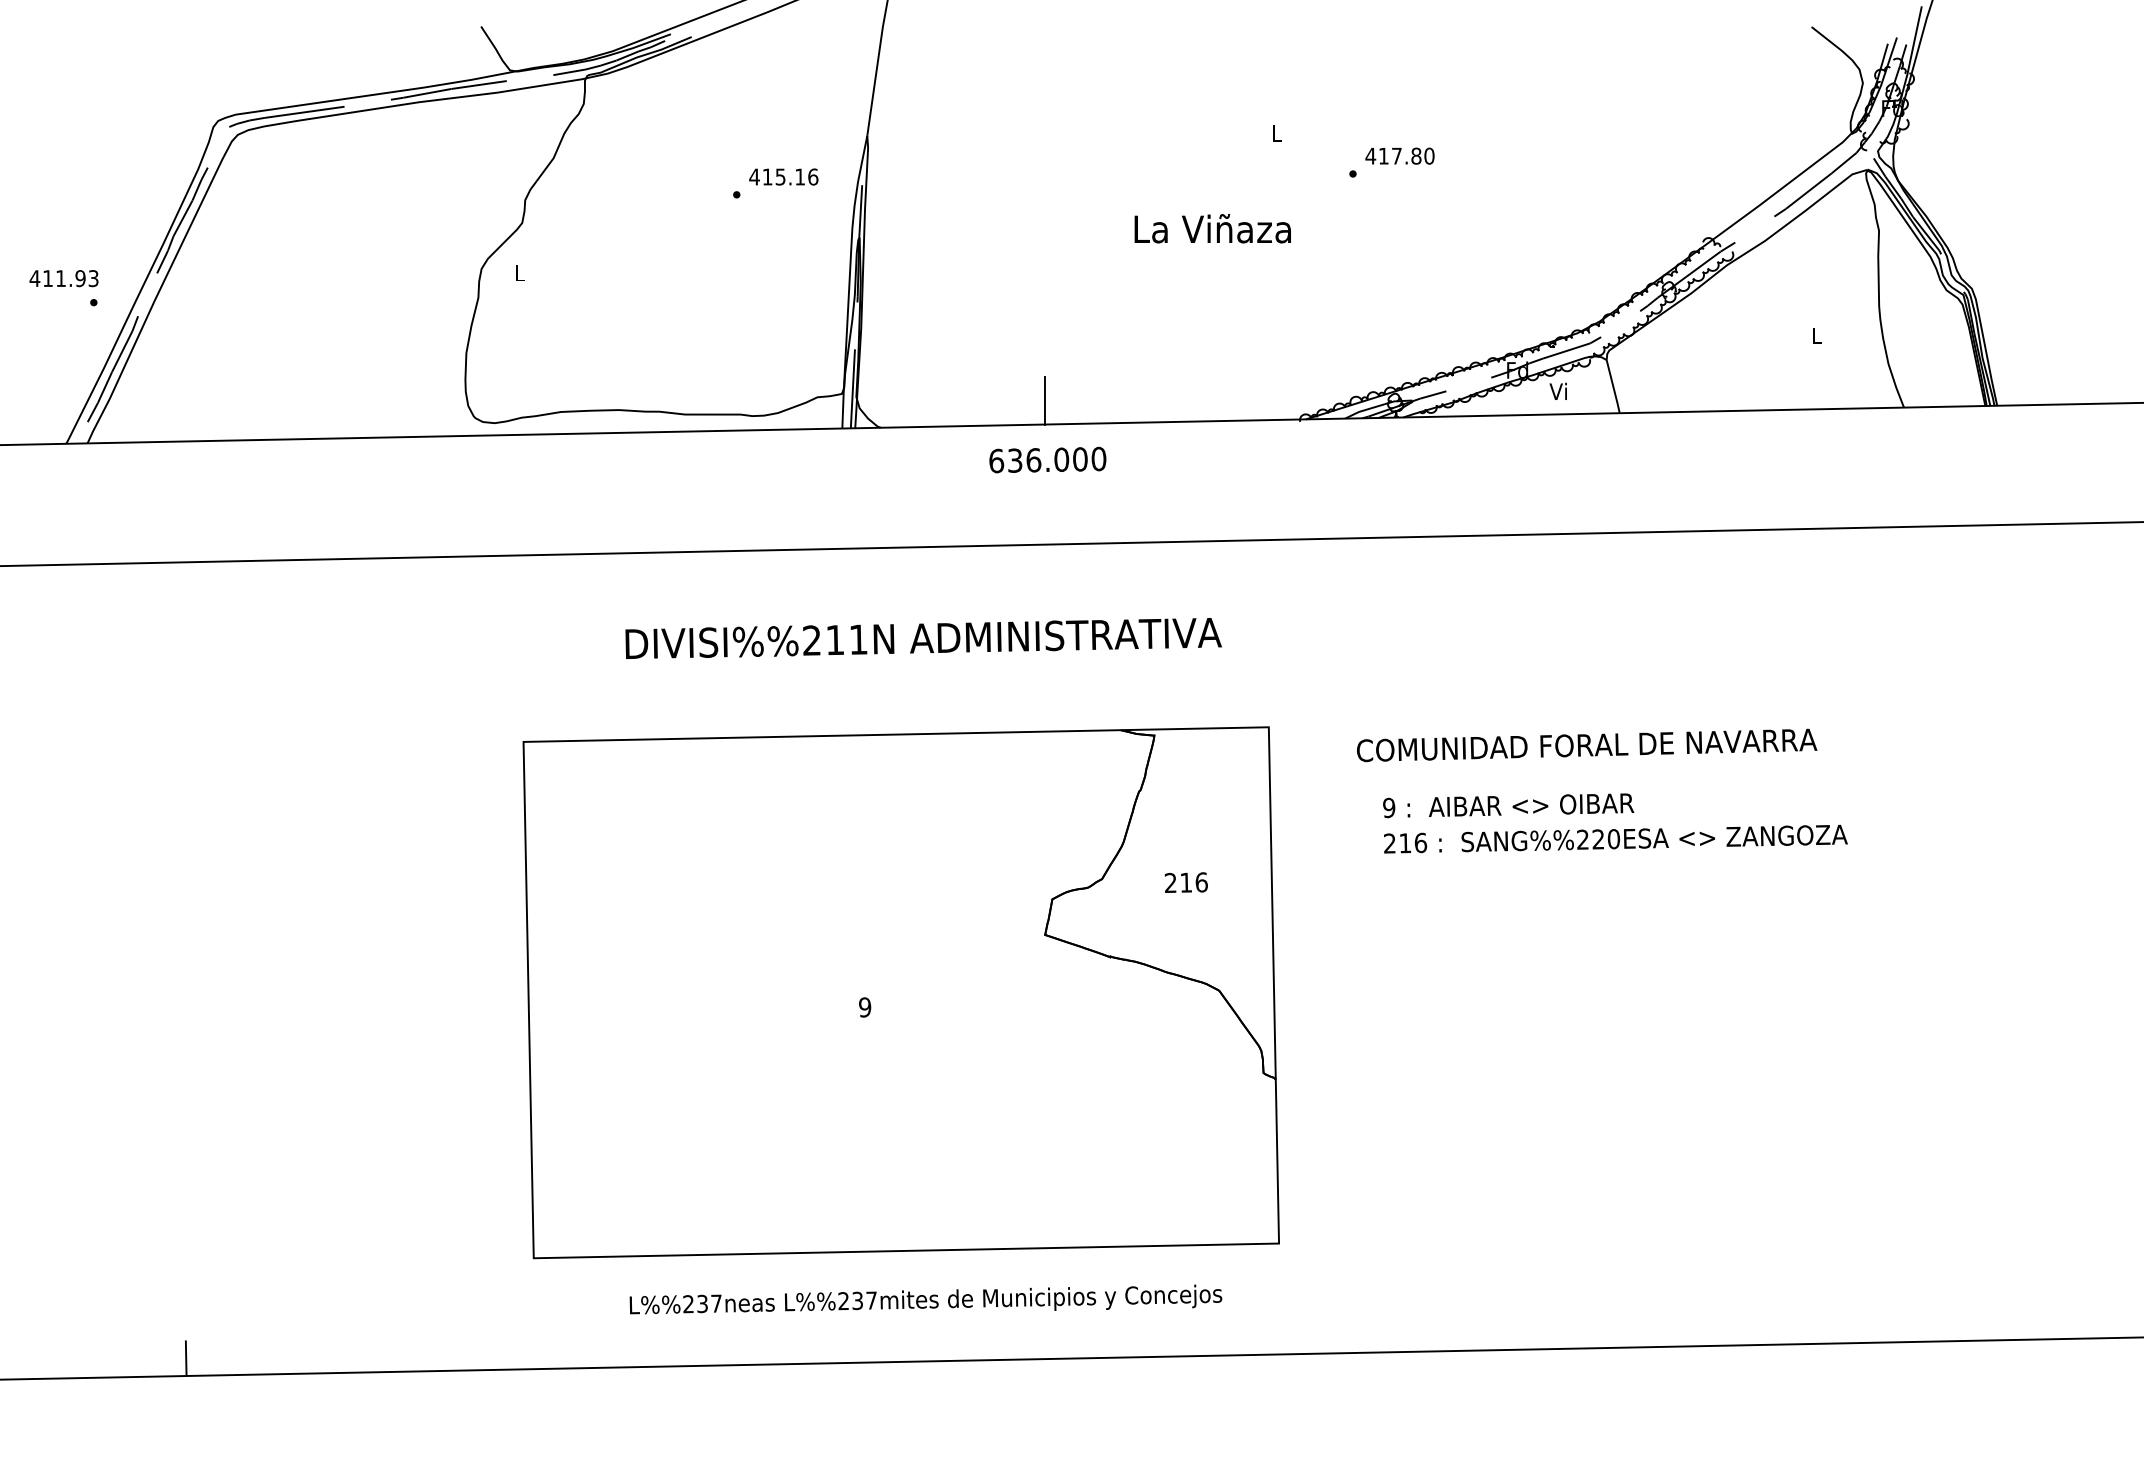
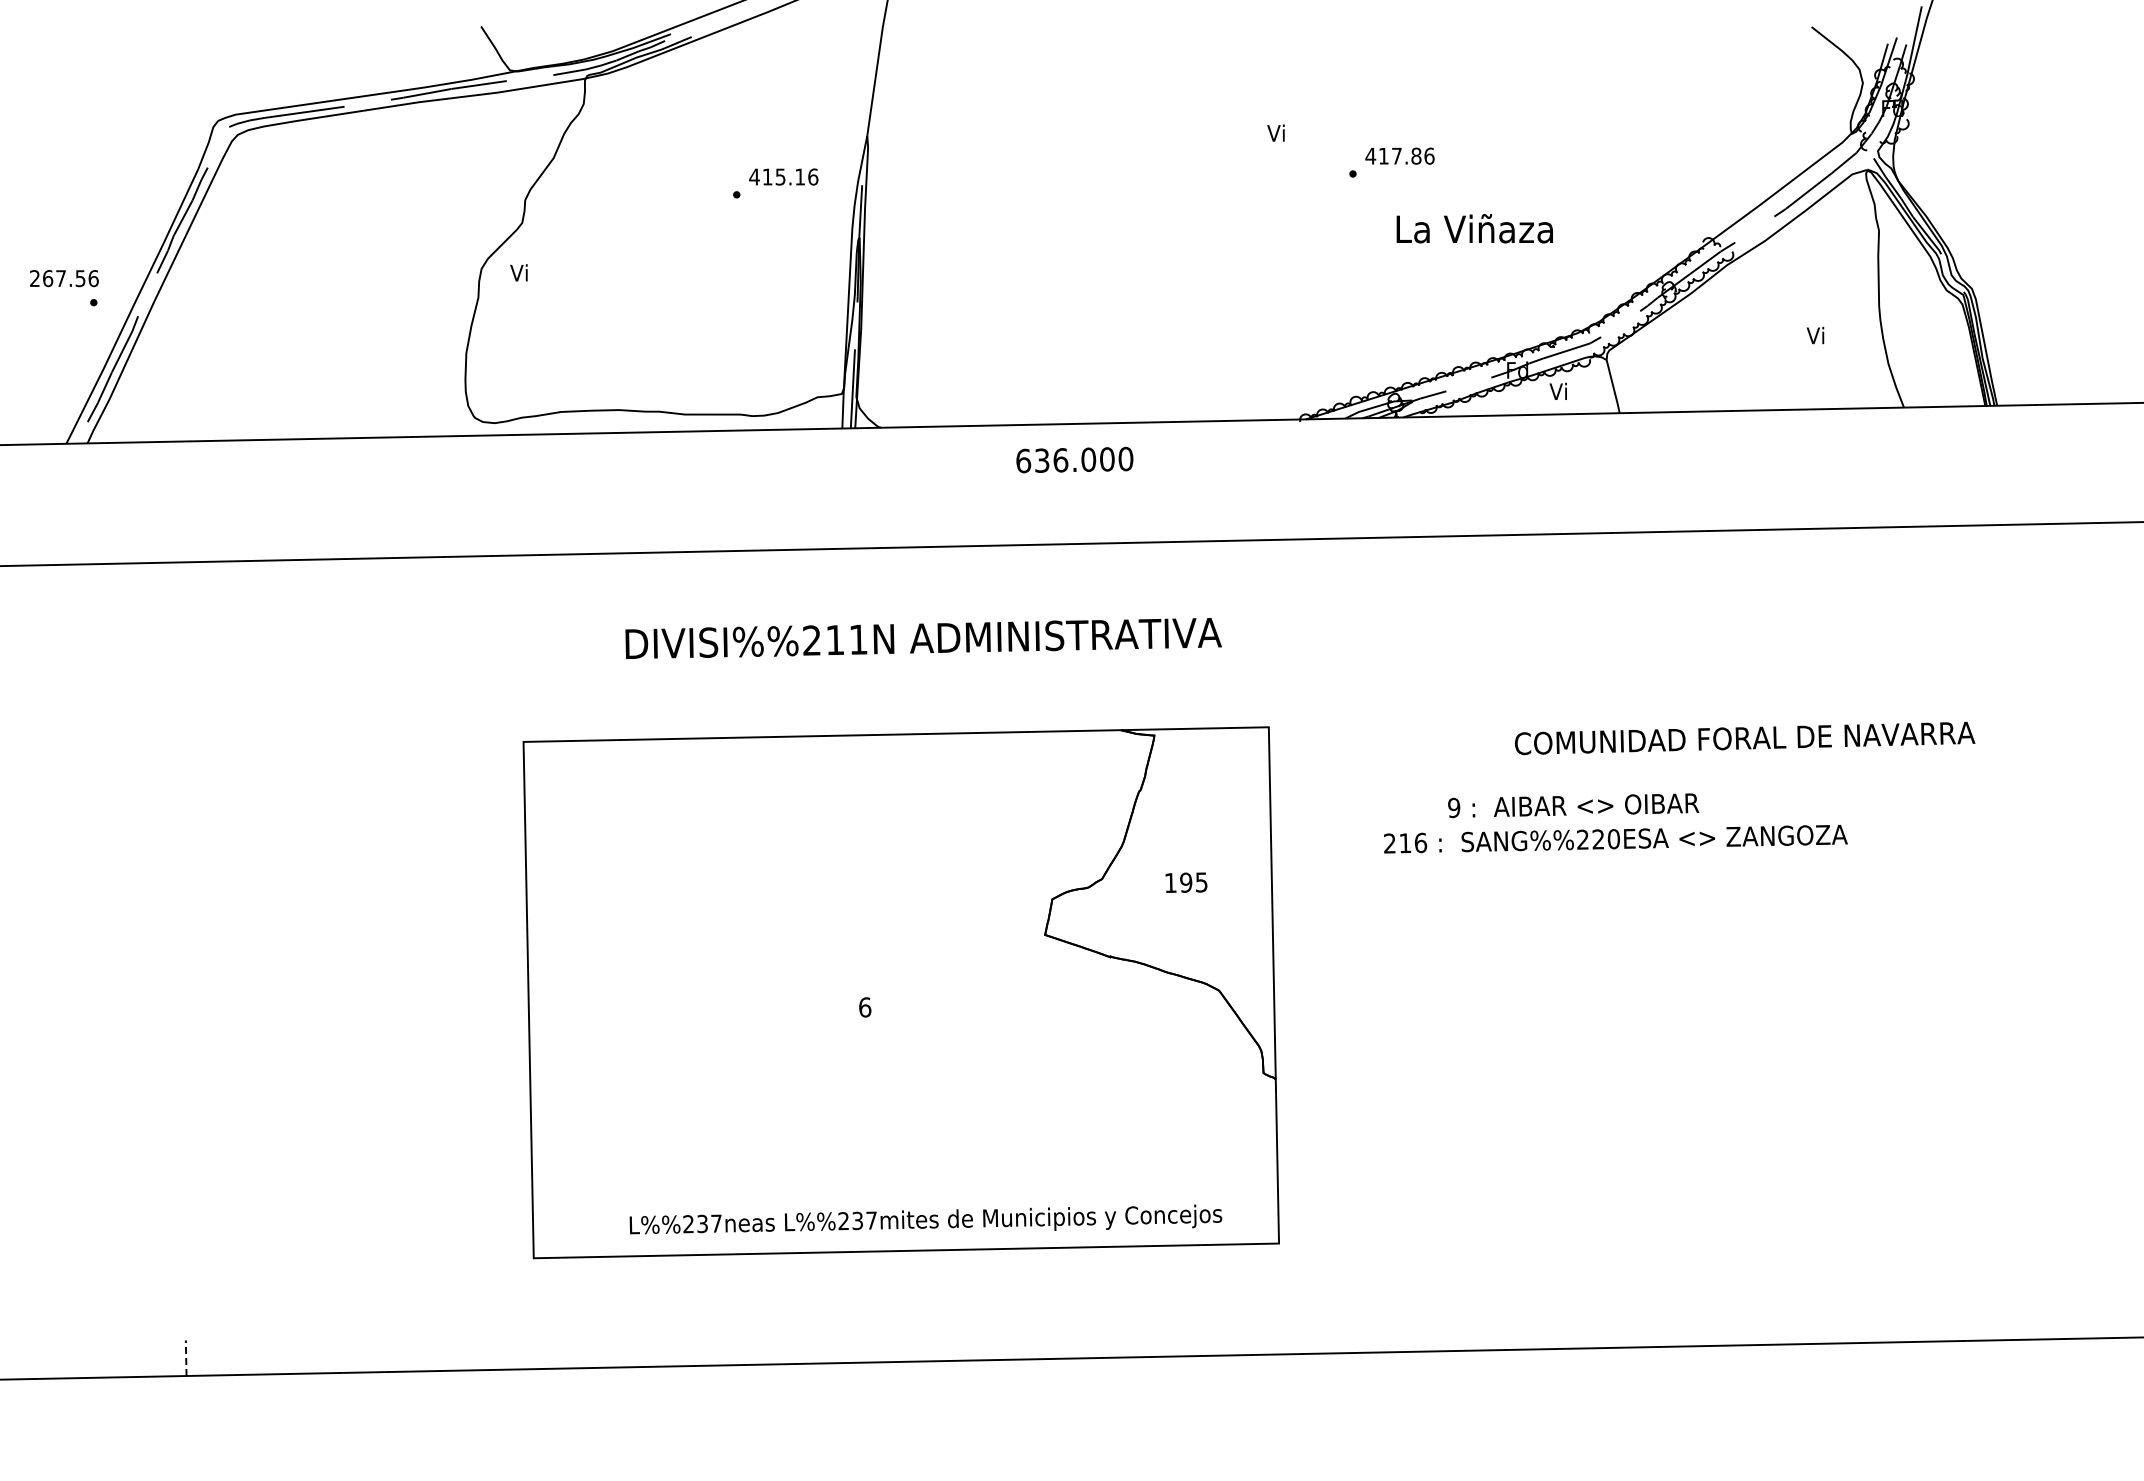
text: L -> Vi (1275, 132)
text: 417.80 -> 417.86 (1429, 155)
text position: (1212, 228) -> (1474, 228) (1474, 228)
text: L -> Vi (518, 272)
text: 411.93 -> 267.56 (63, 278)
text: L -> Vi (1815, 335)
line: present -> none (1044, 400)
text position: (1047, 459) -> (1074, 459) (1074, 459)
text position: (1587, 745) -> (1745, 738) (1745, 738)
text position: (1508, 805) -> (1573, 805) (1573, 805)
text: 216 -> 195 (1185, 882)
text: 9 -> 6 (865, 1007)
text position: (925, 1299) -> (925, 1219) (925, 1219)
line: solid -> dashed (186, 1358)
